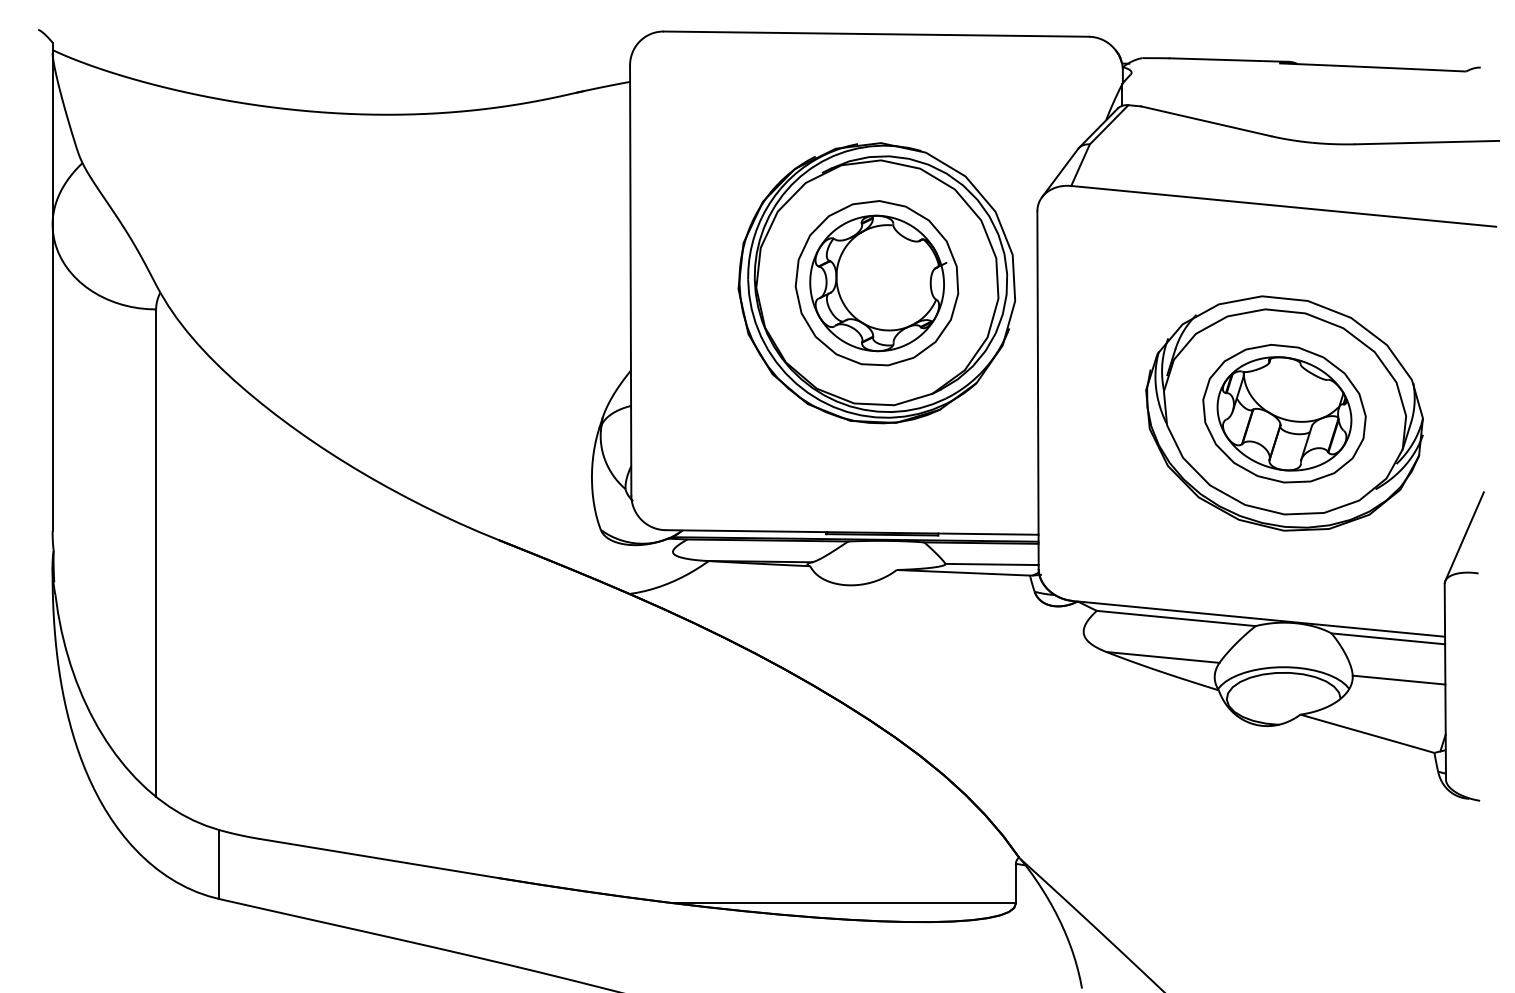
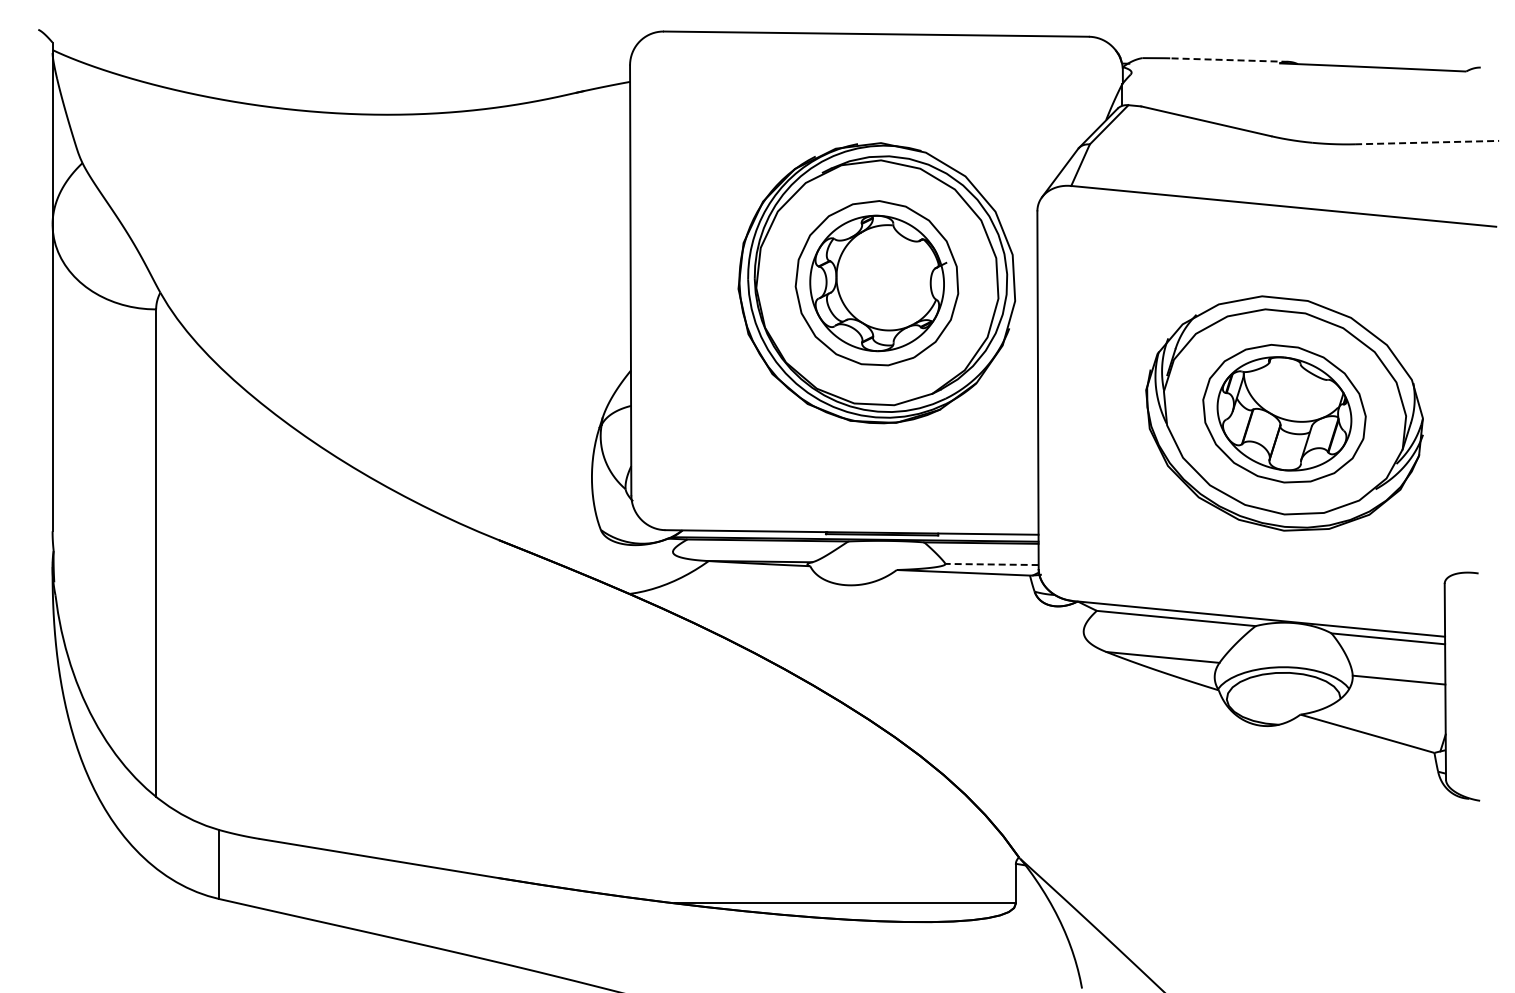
line: solid -> dashed (1228, 60)
line: solid -> dashed (1427, 142)
line: present -> none (1464, 536)
line: solid -> dashed (992, 564)
